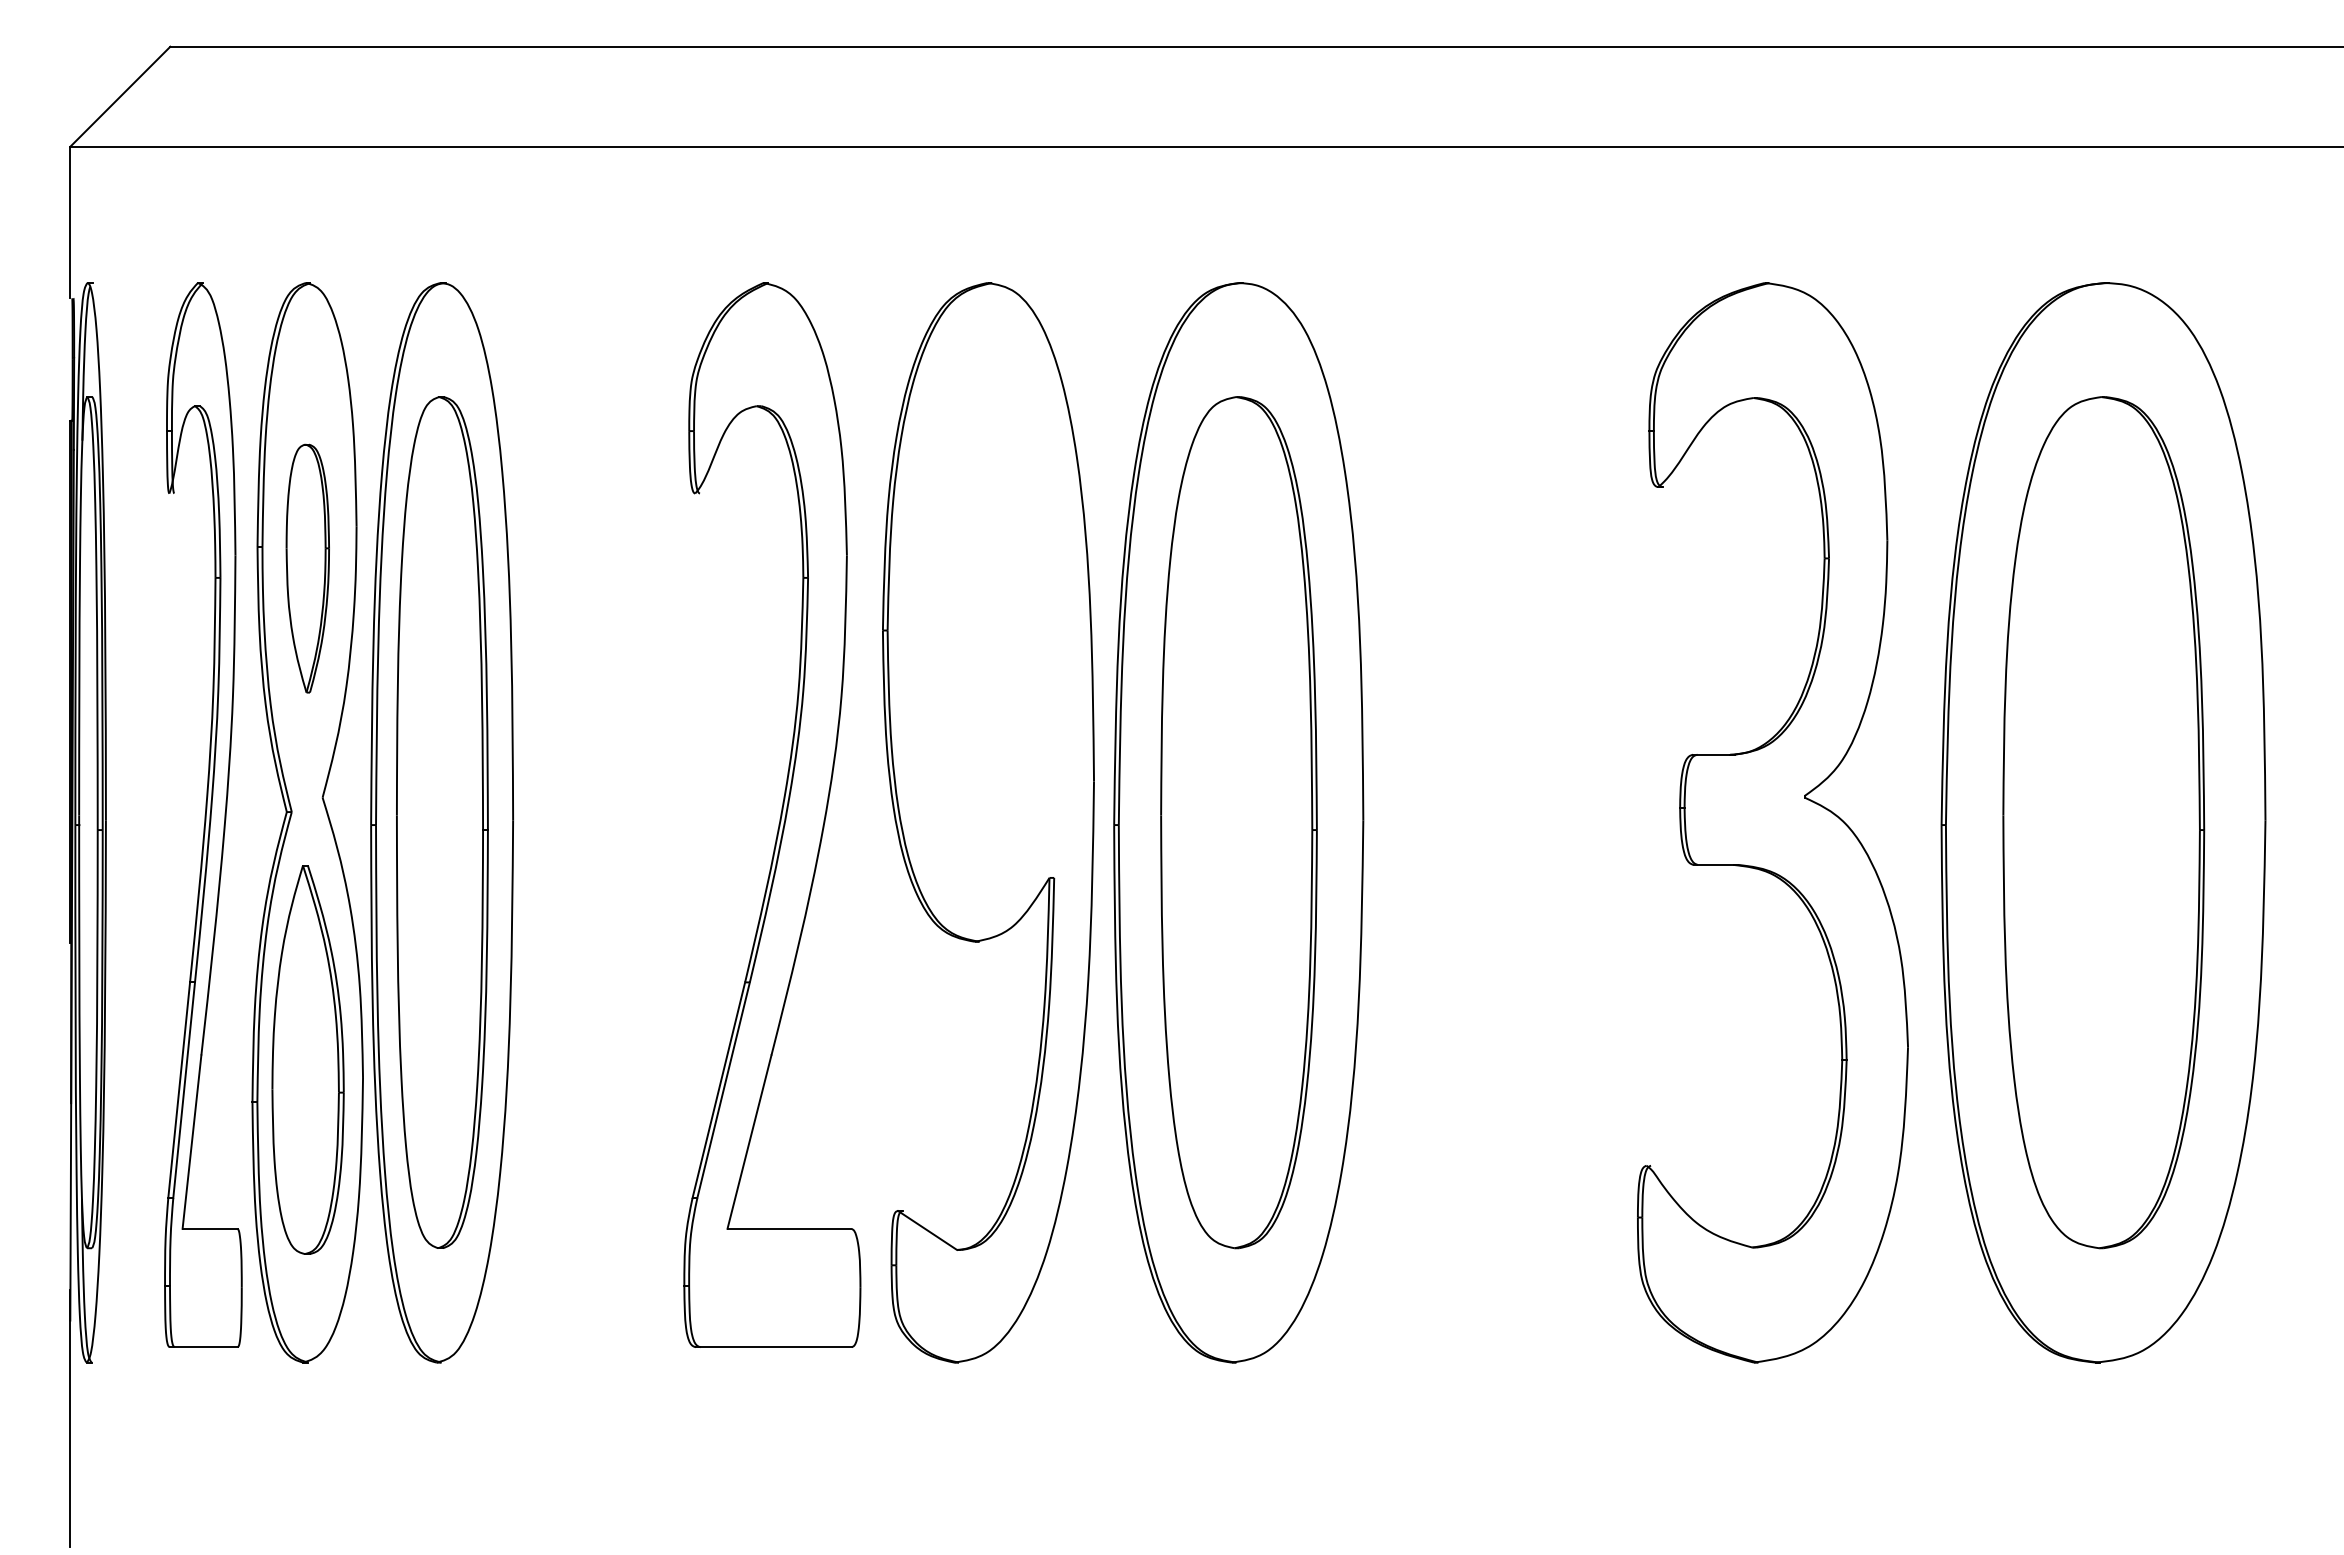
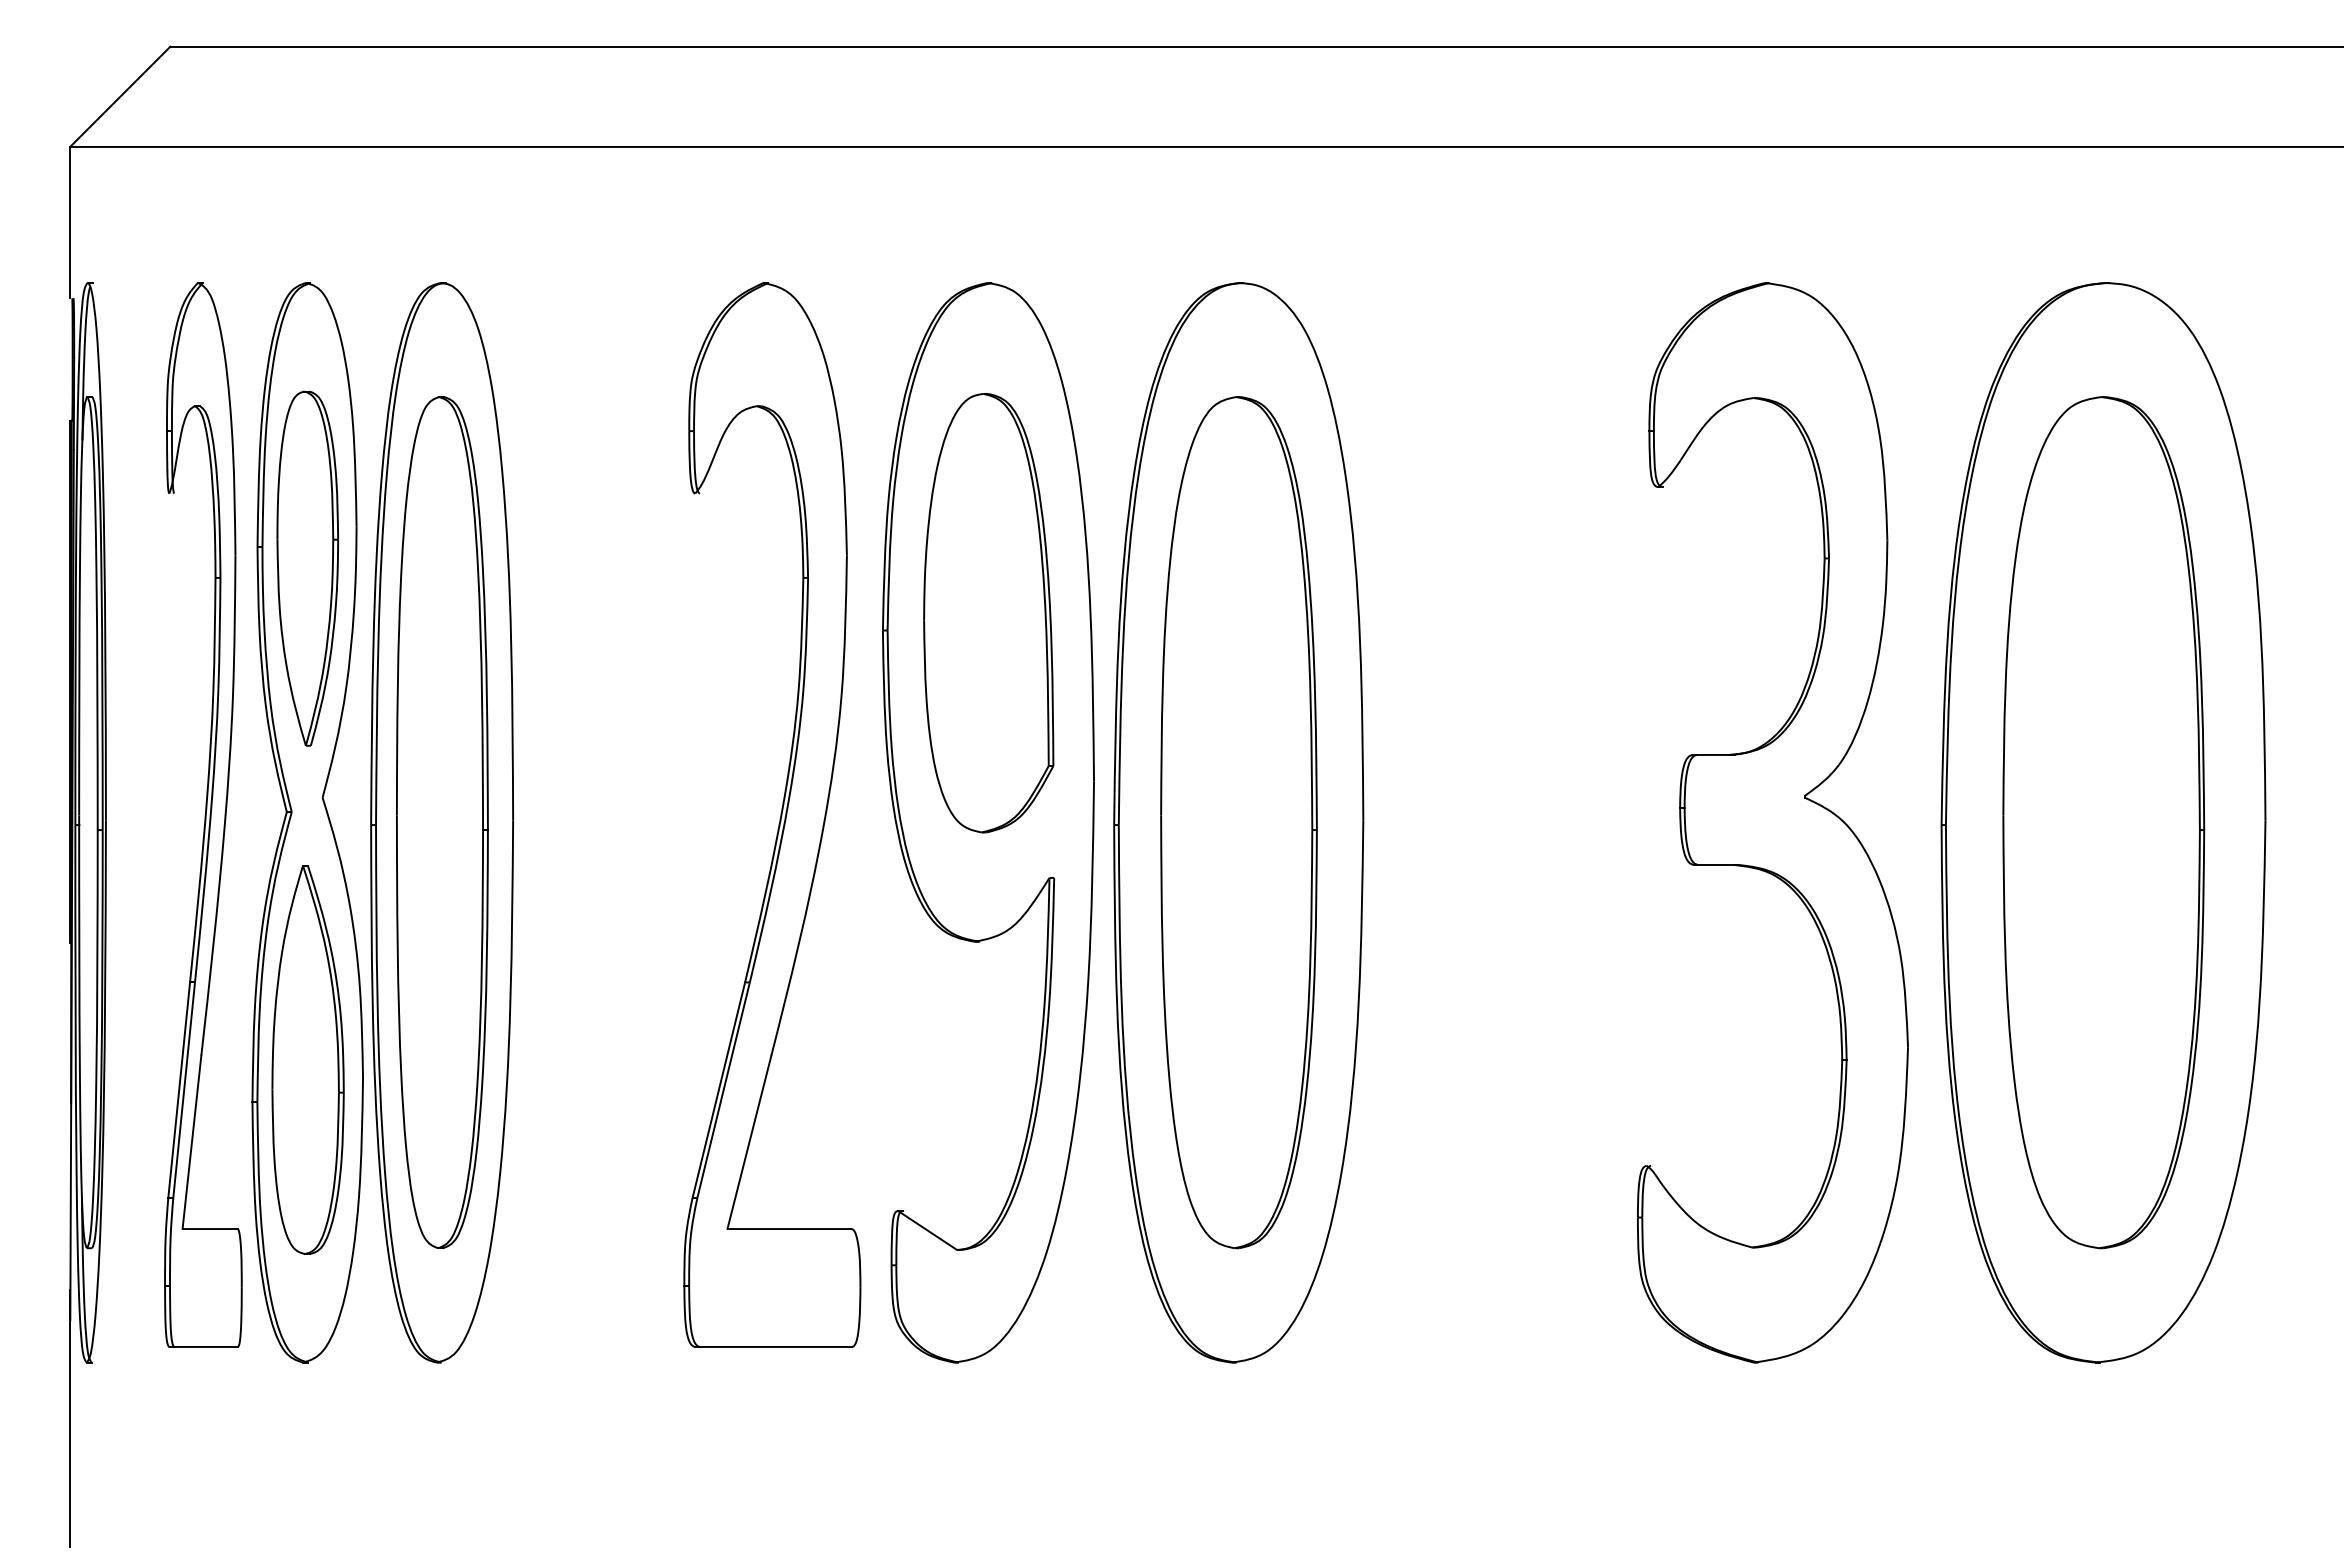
part size: 45x251 px -> 64x357 px (307, 568)
part: none -> present (988, 613)
